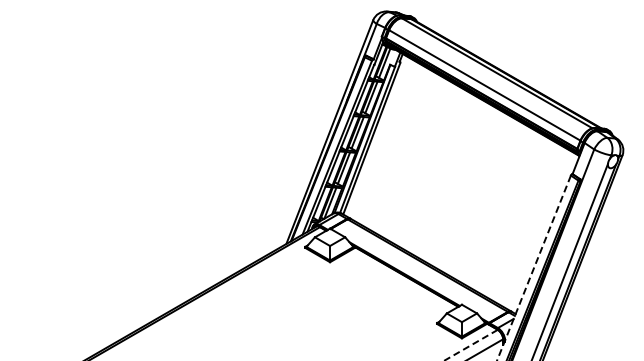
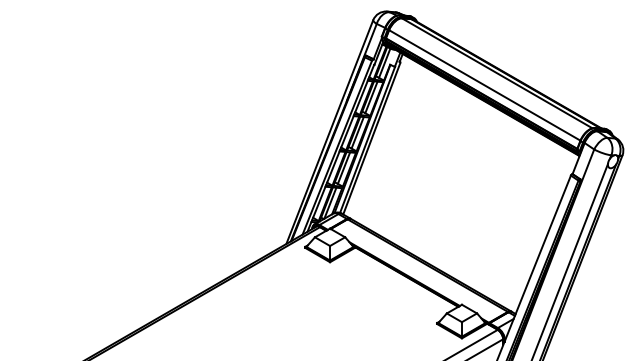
line: dashed -> solid (533, 268)
line: dashed -> solid (471, 345)
